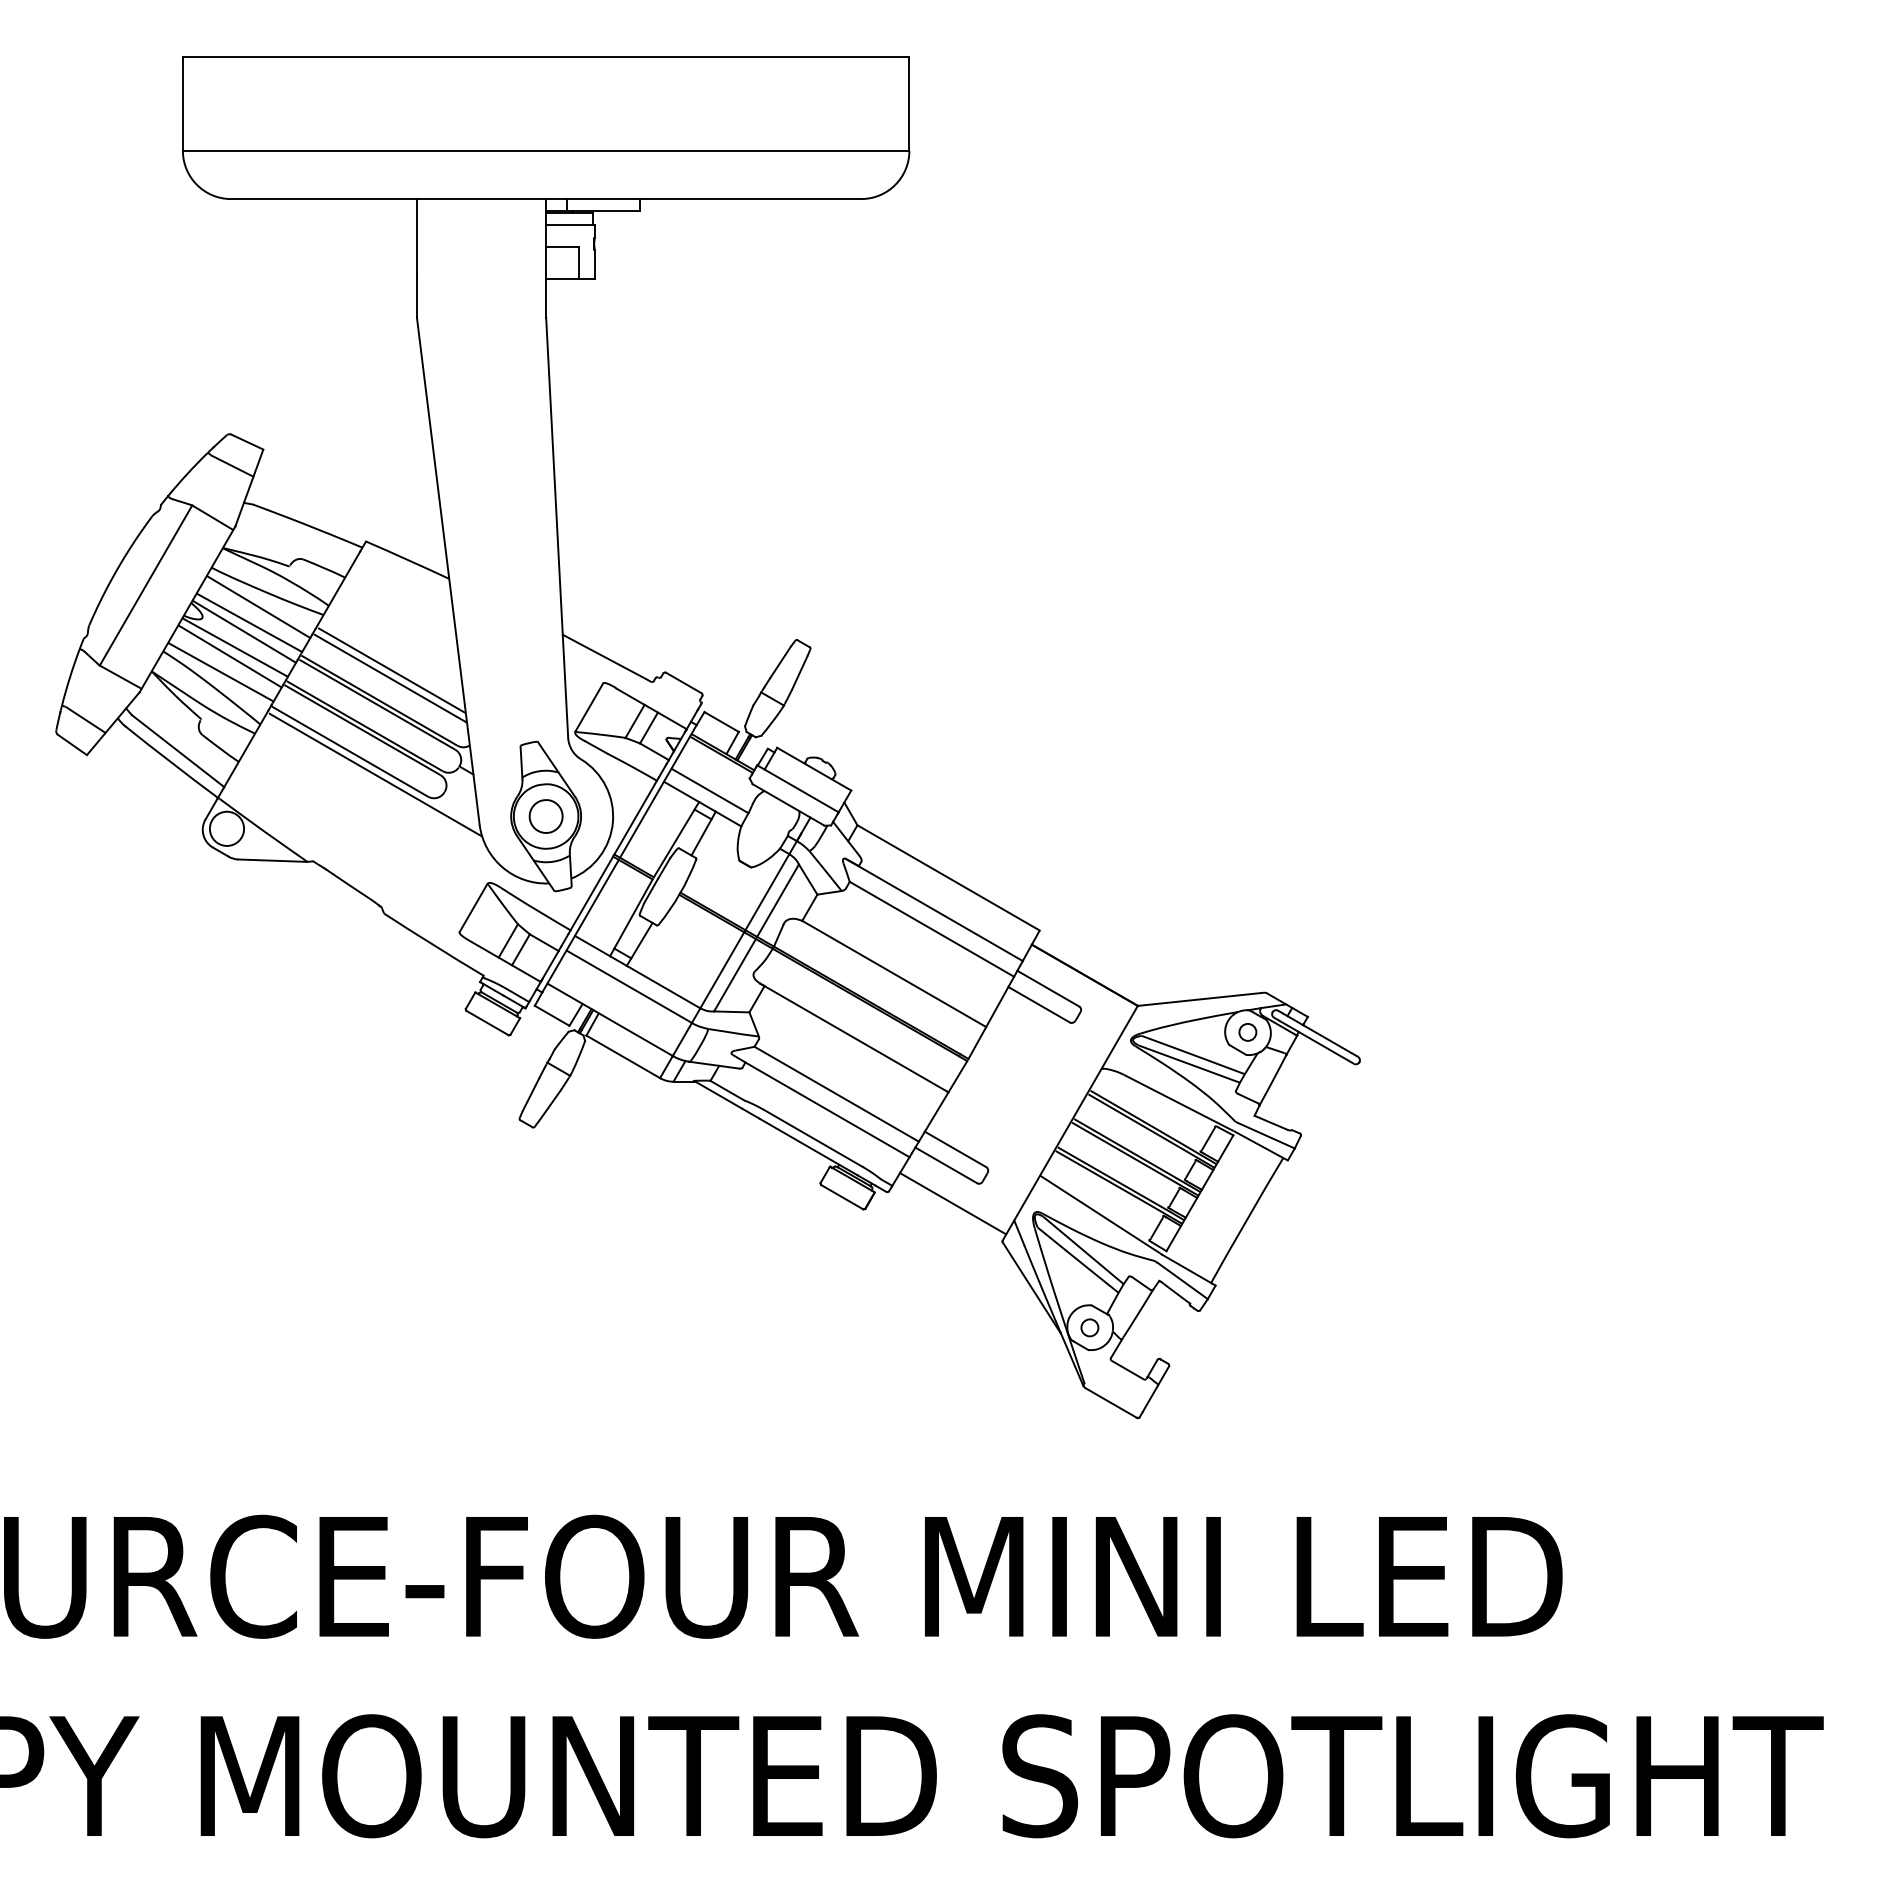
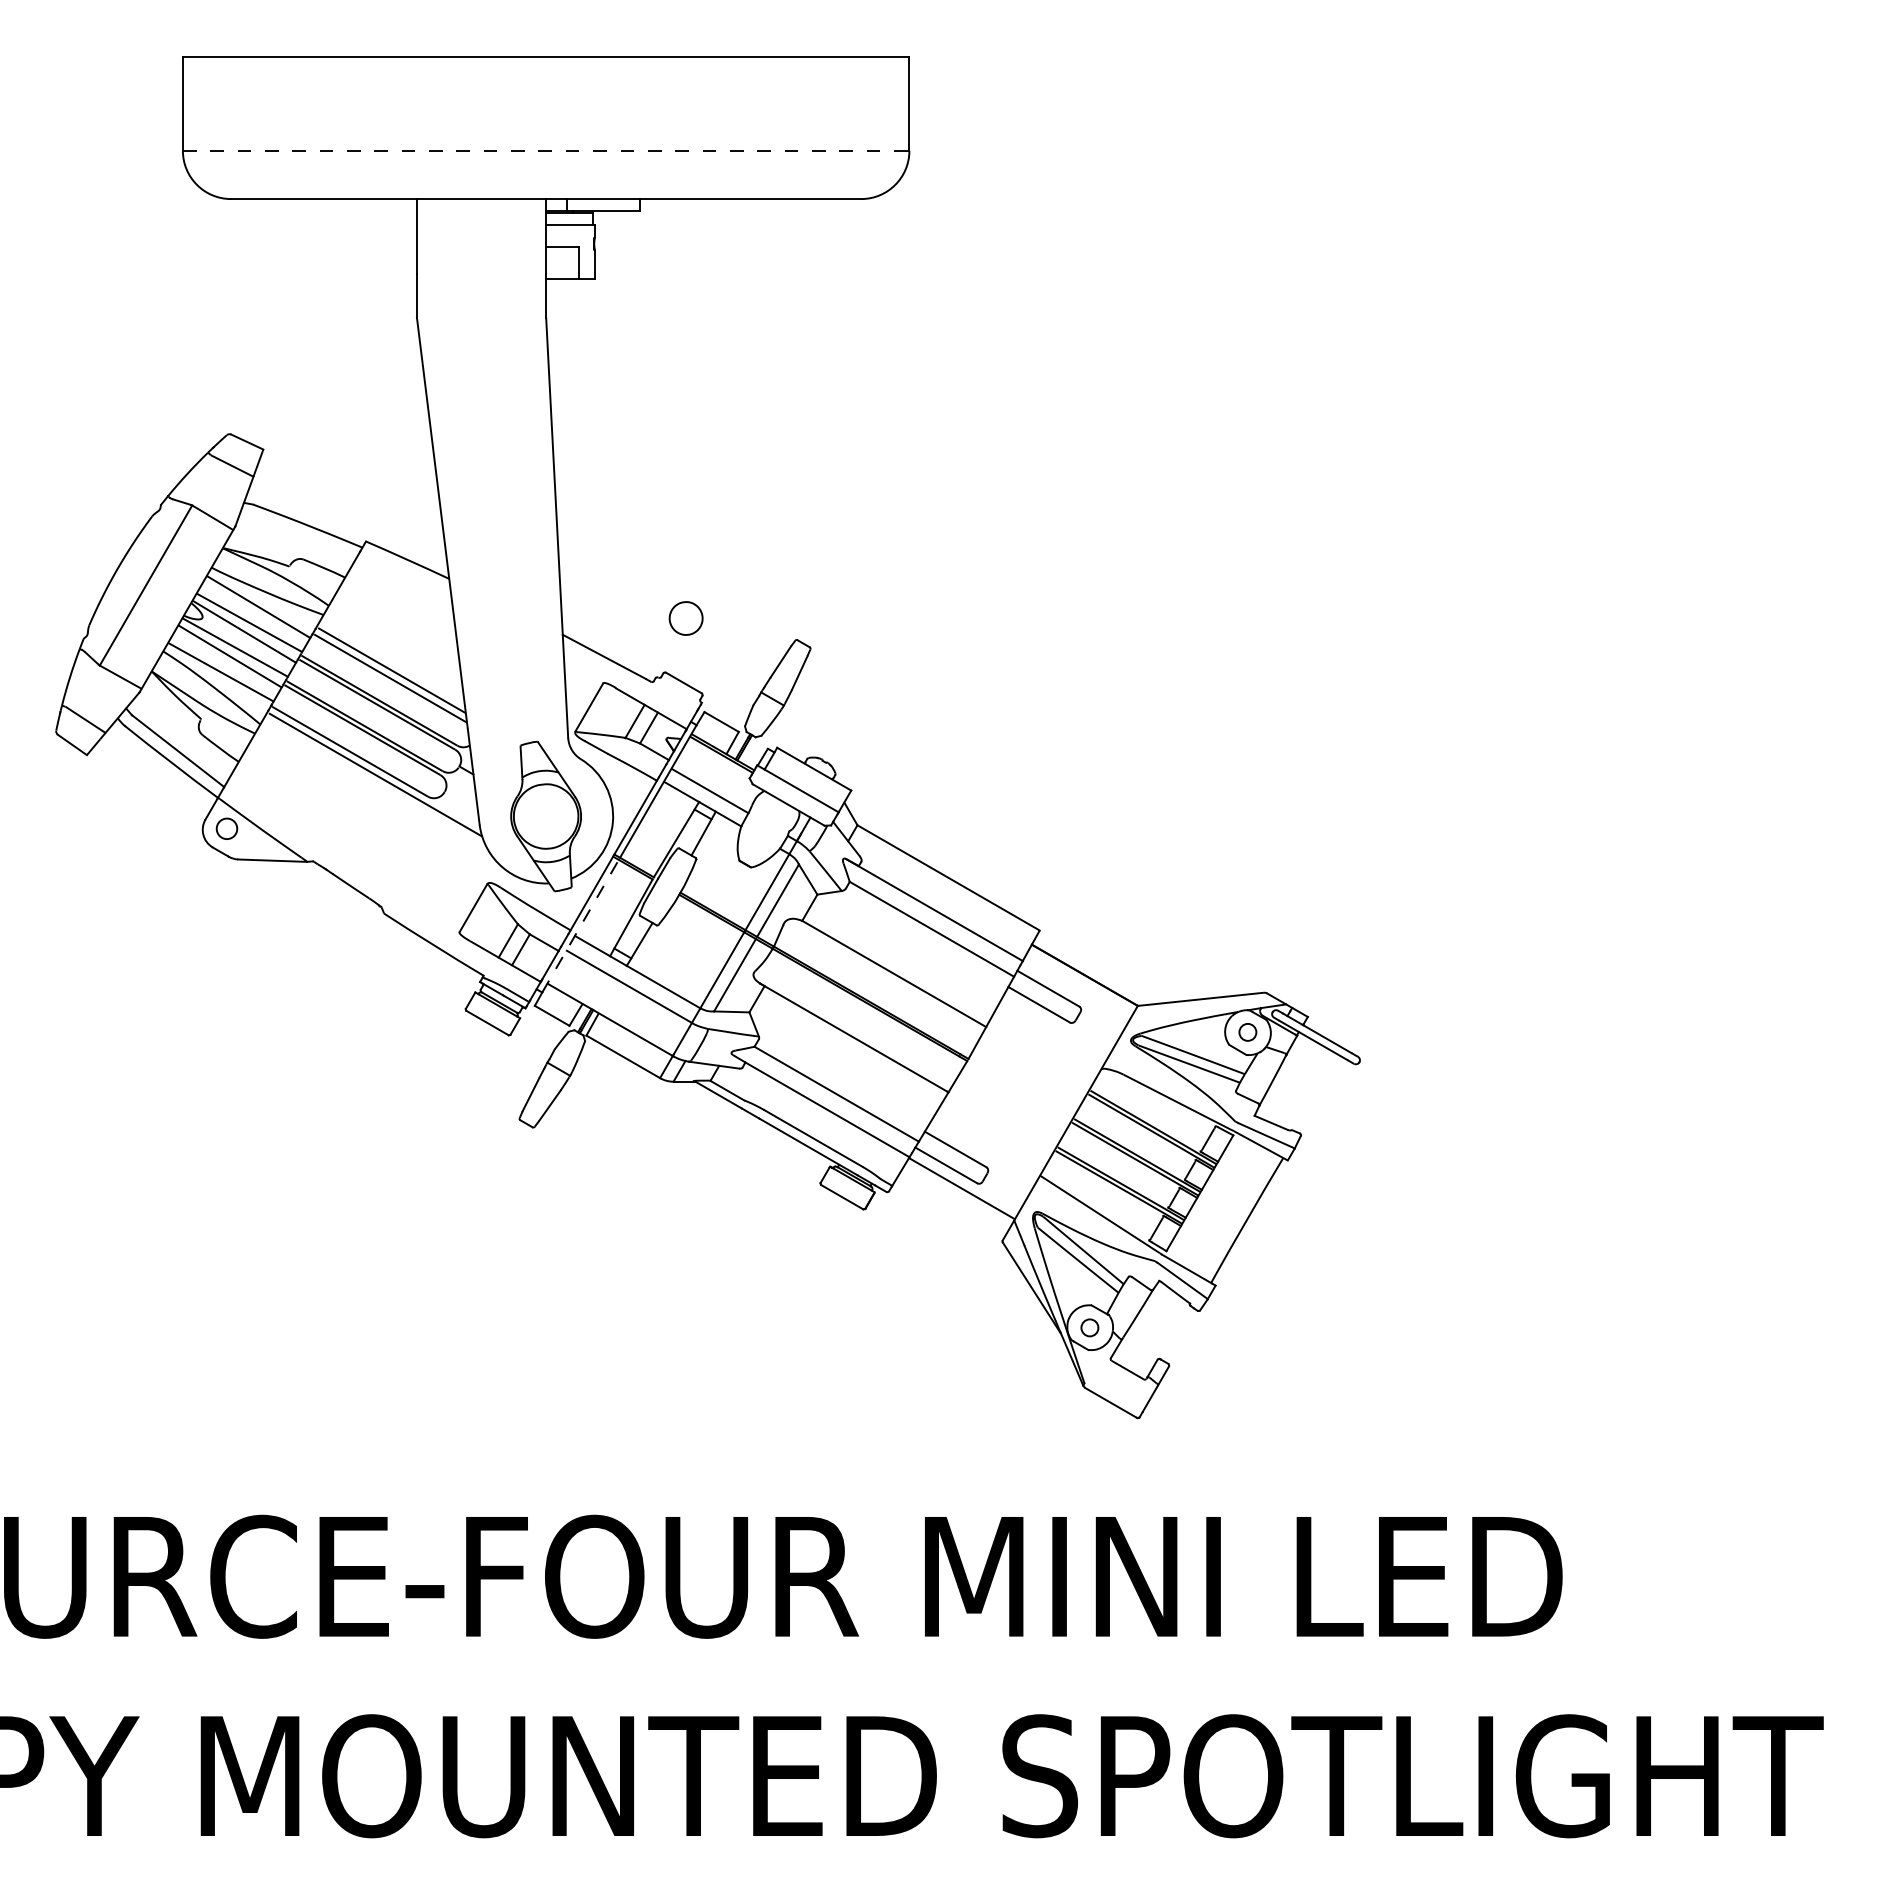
line: solid -> dashed (546, 150)
part position: (545, 816) -> (685, 618) (685, 618)
circle diameter: 34 px -> 21 px (226, 828)
line: solid -> dashed (580, 926)
line position: (952, 1203) -> (961, 1188) (961, 1188)
